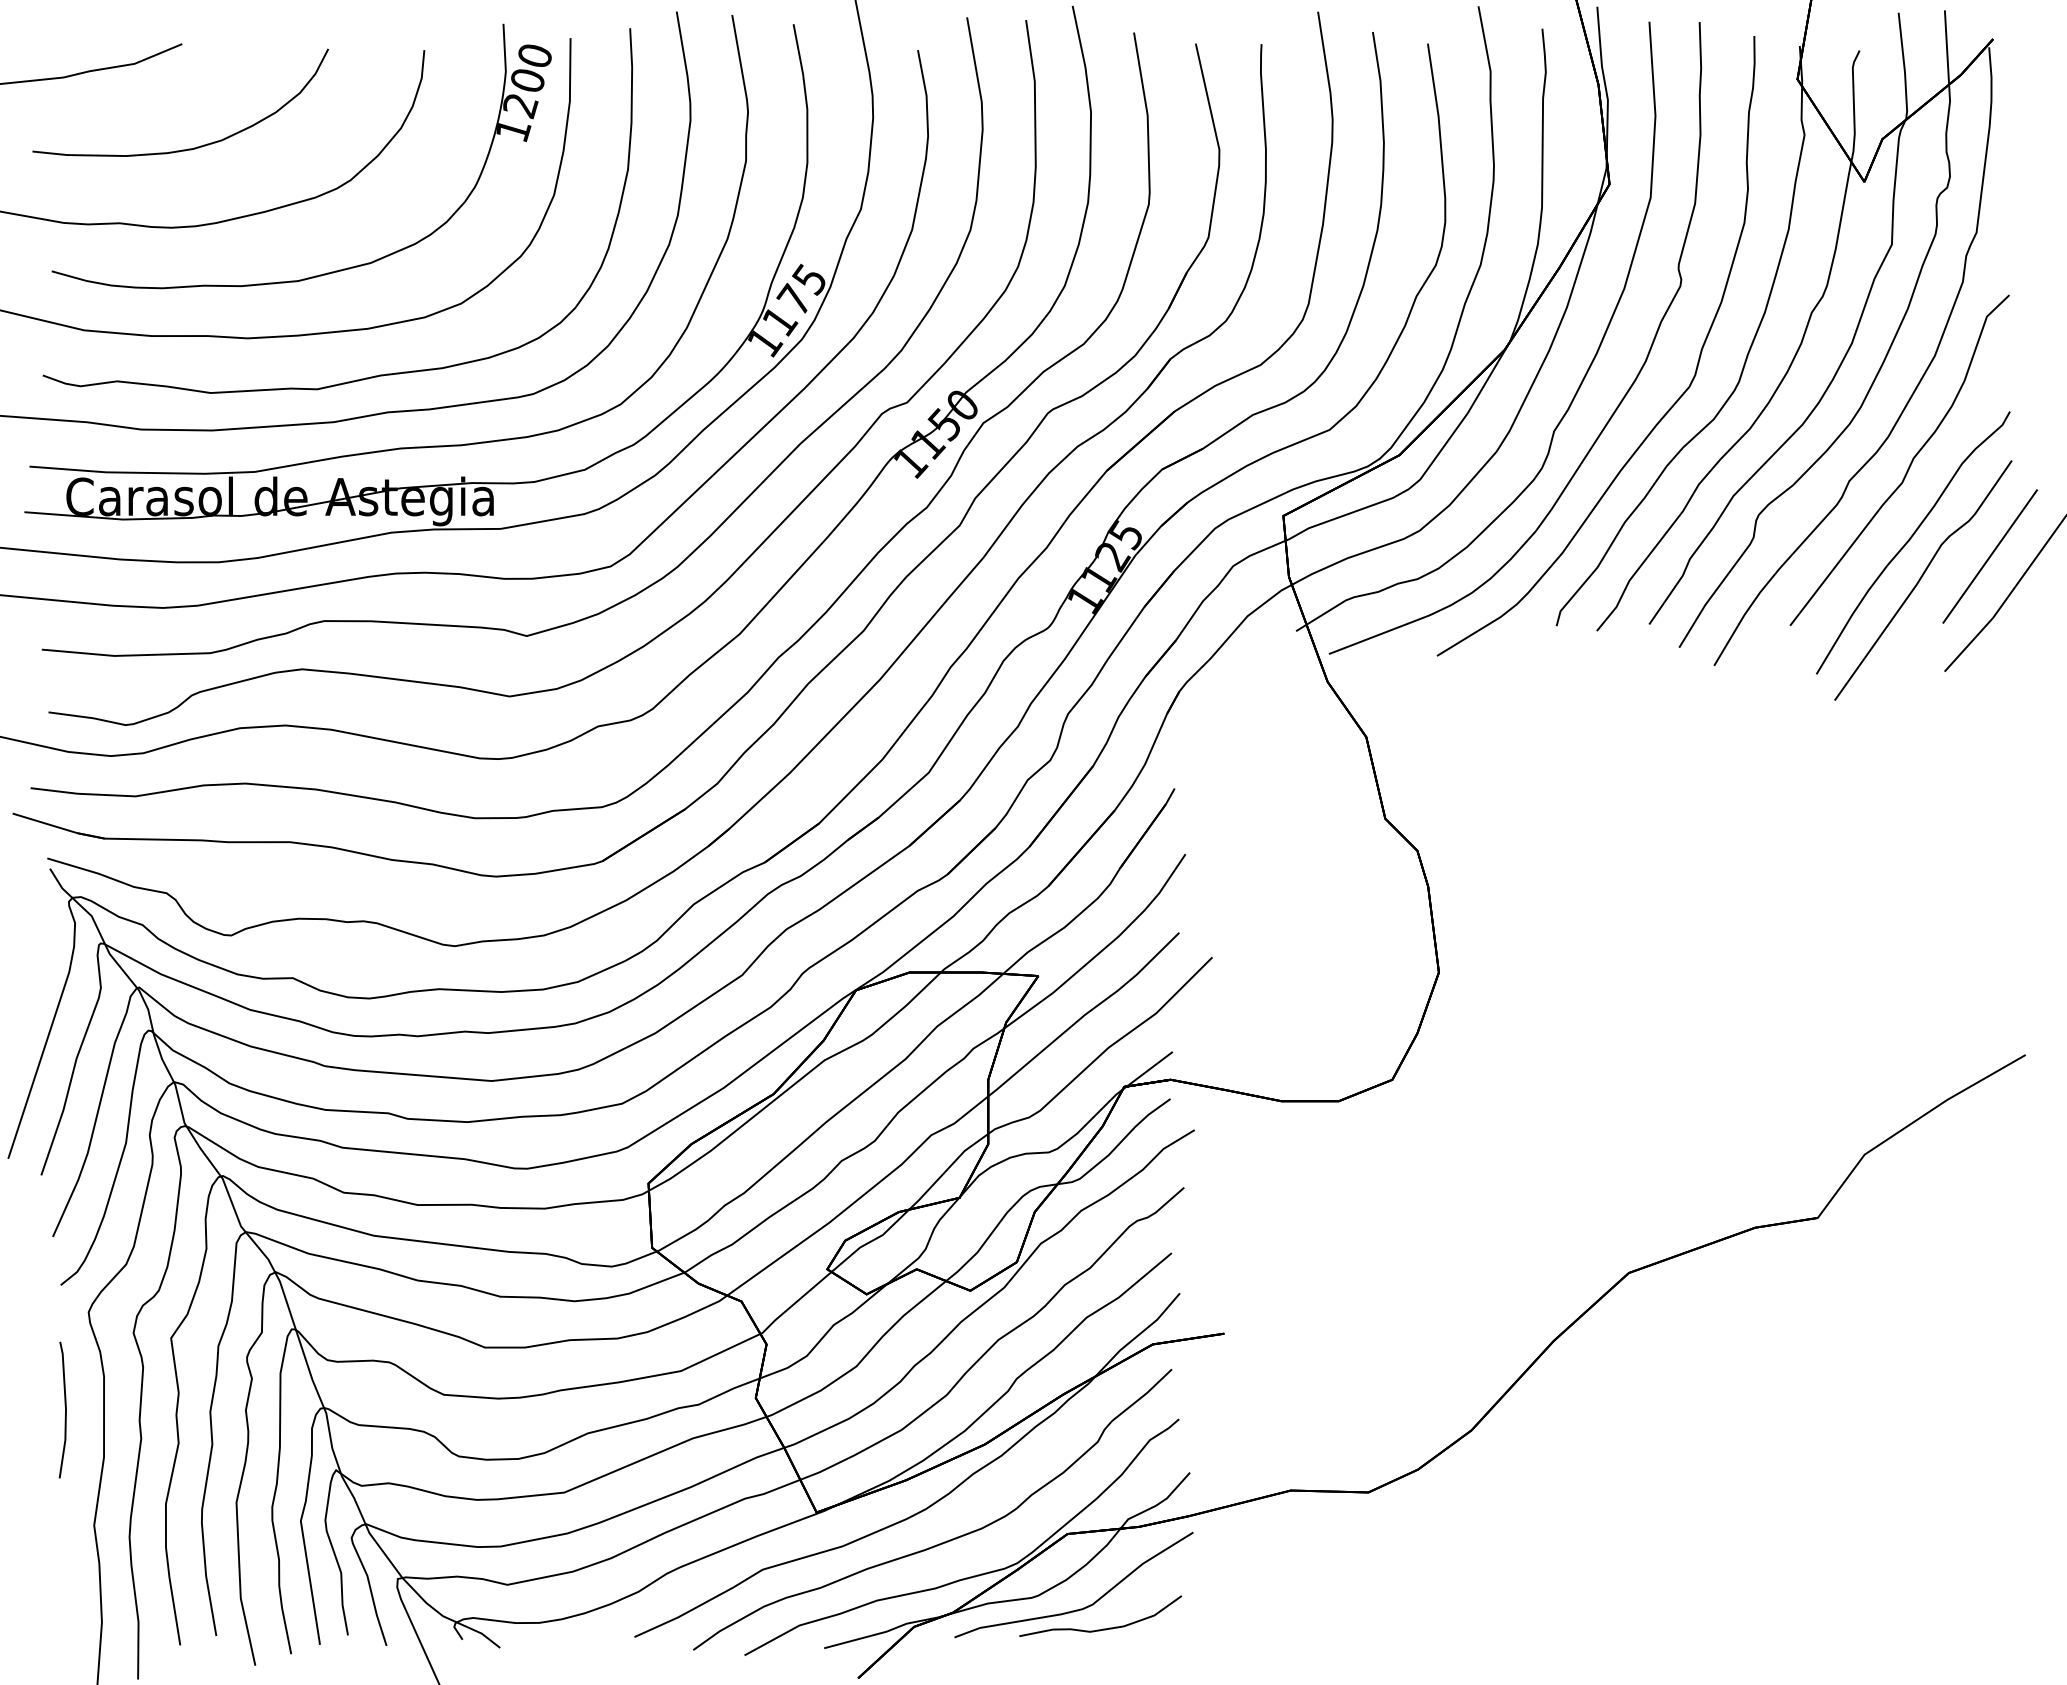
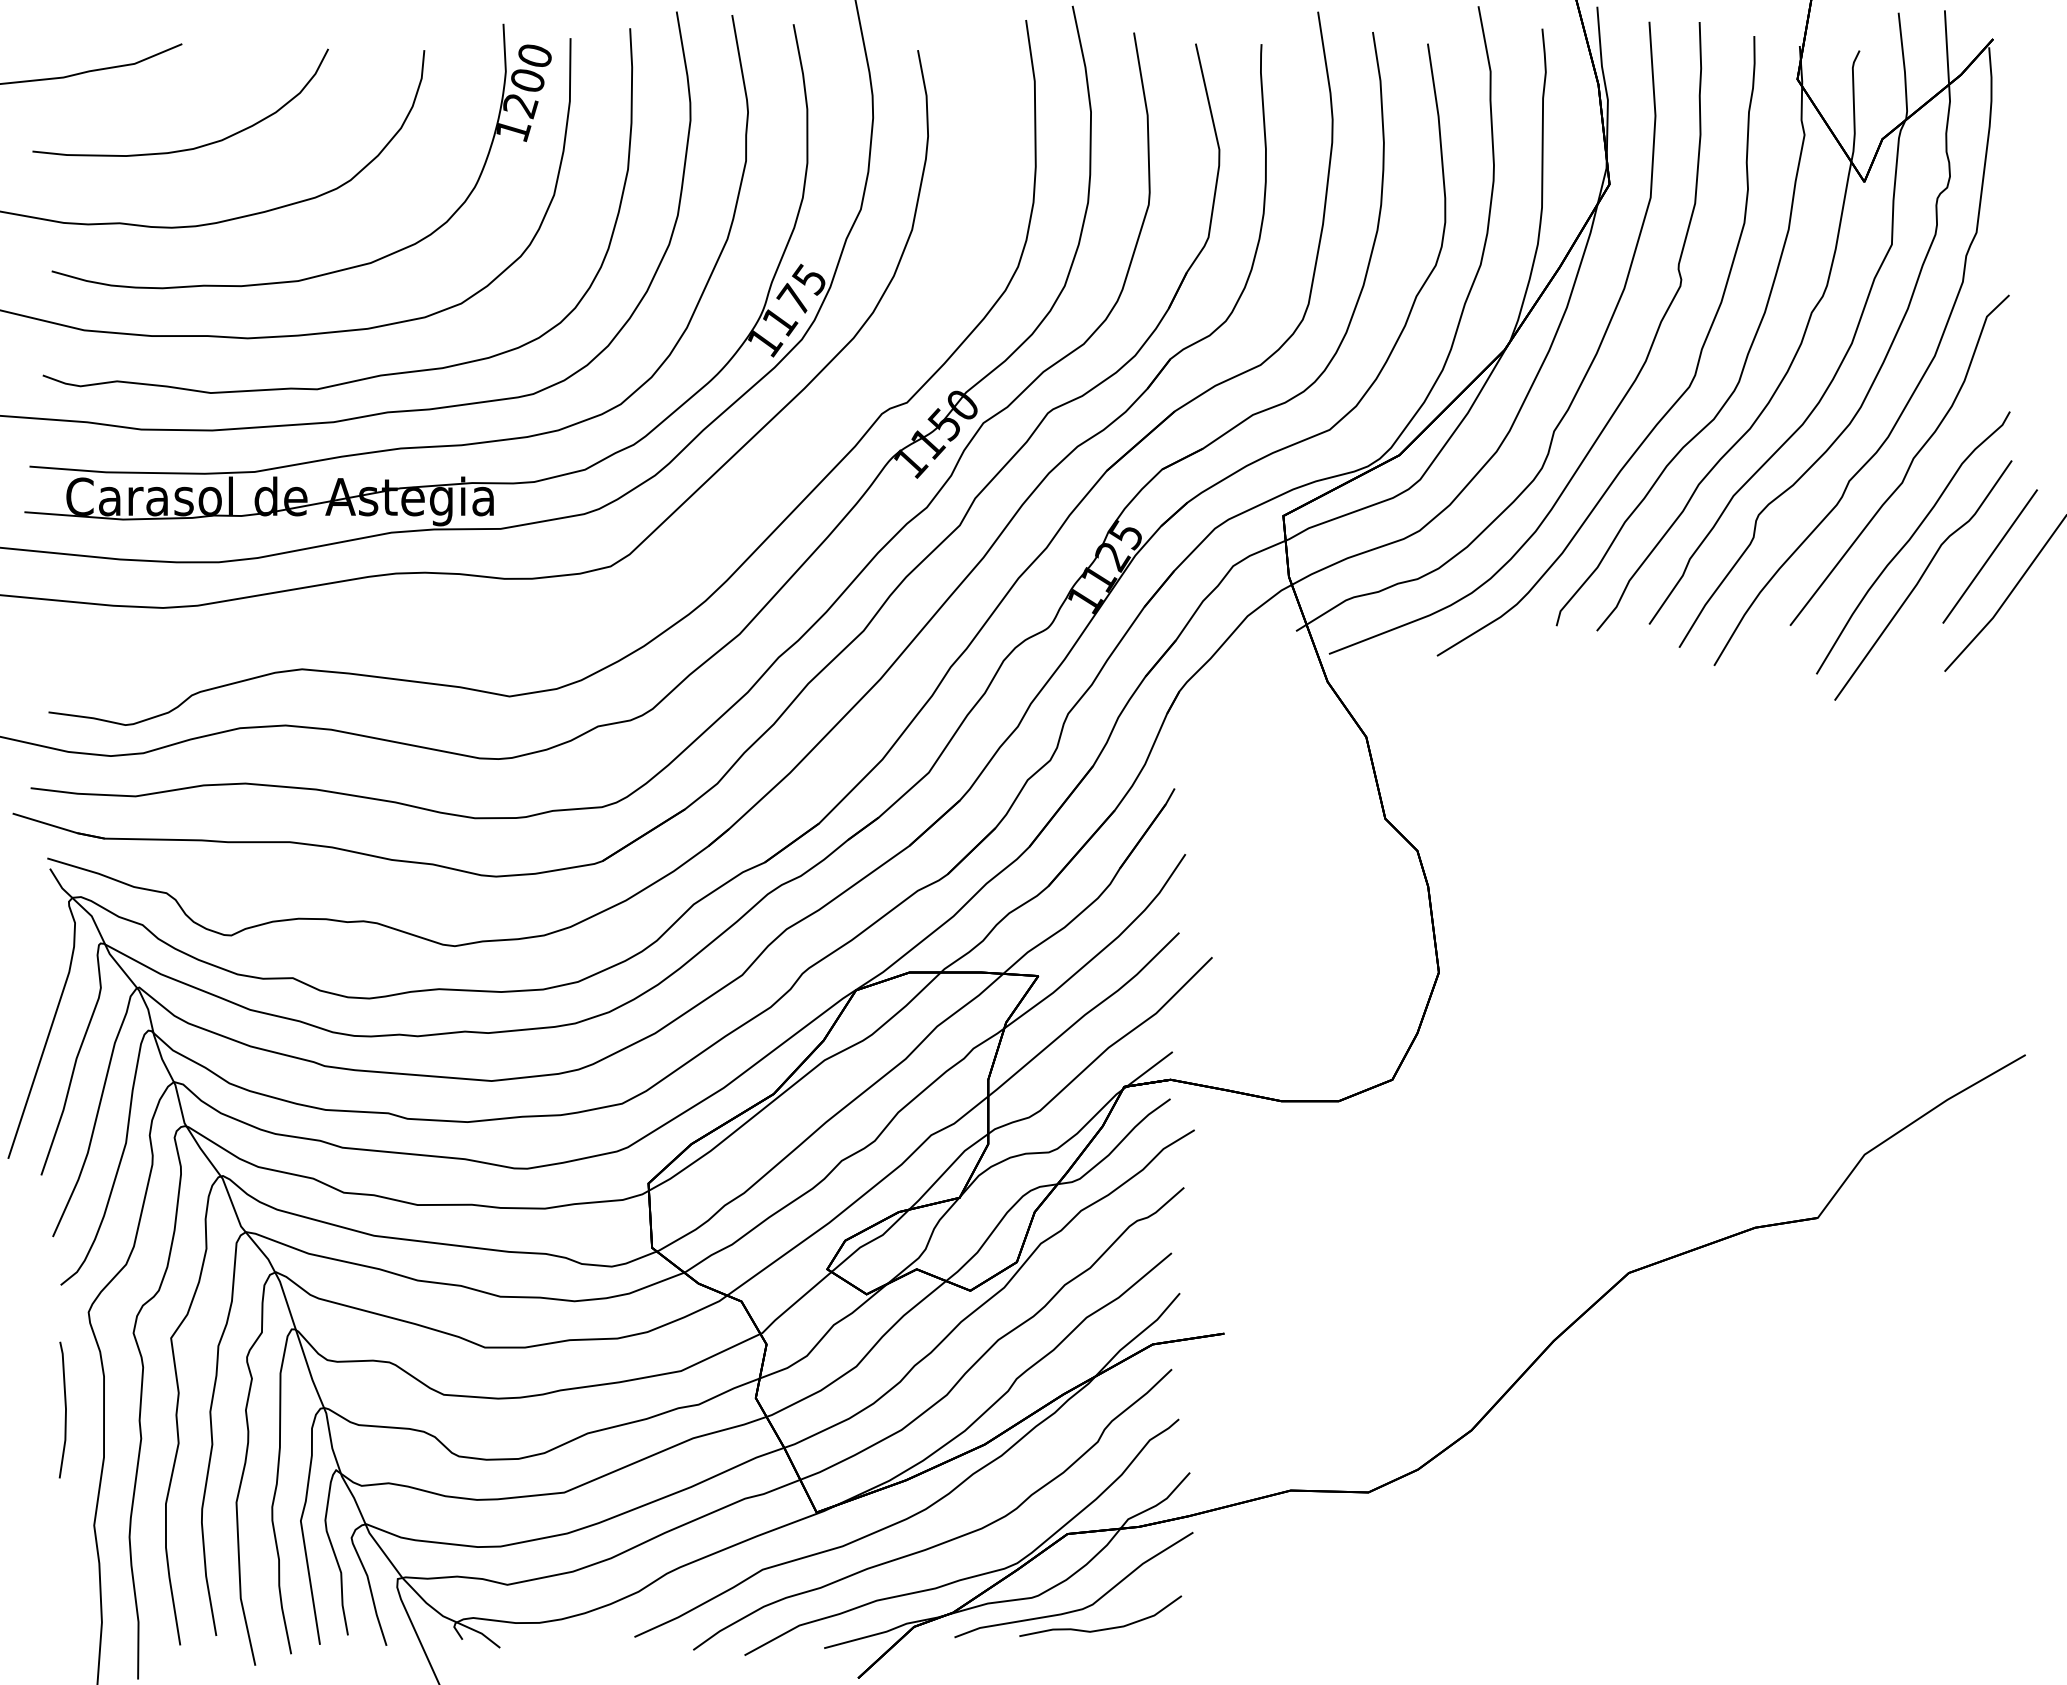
part: present -> none (700, 543)
